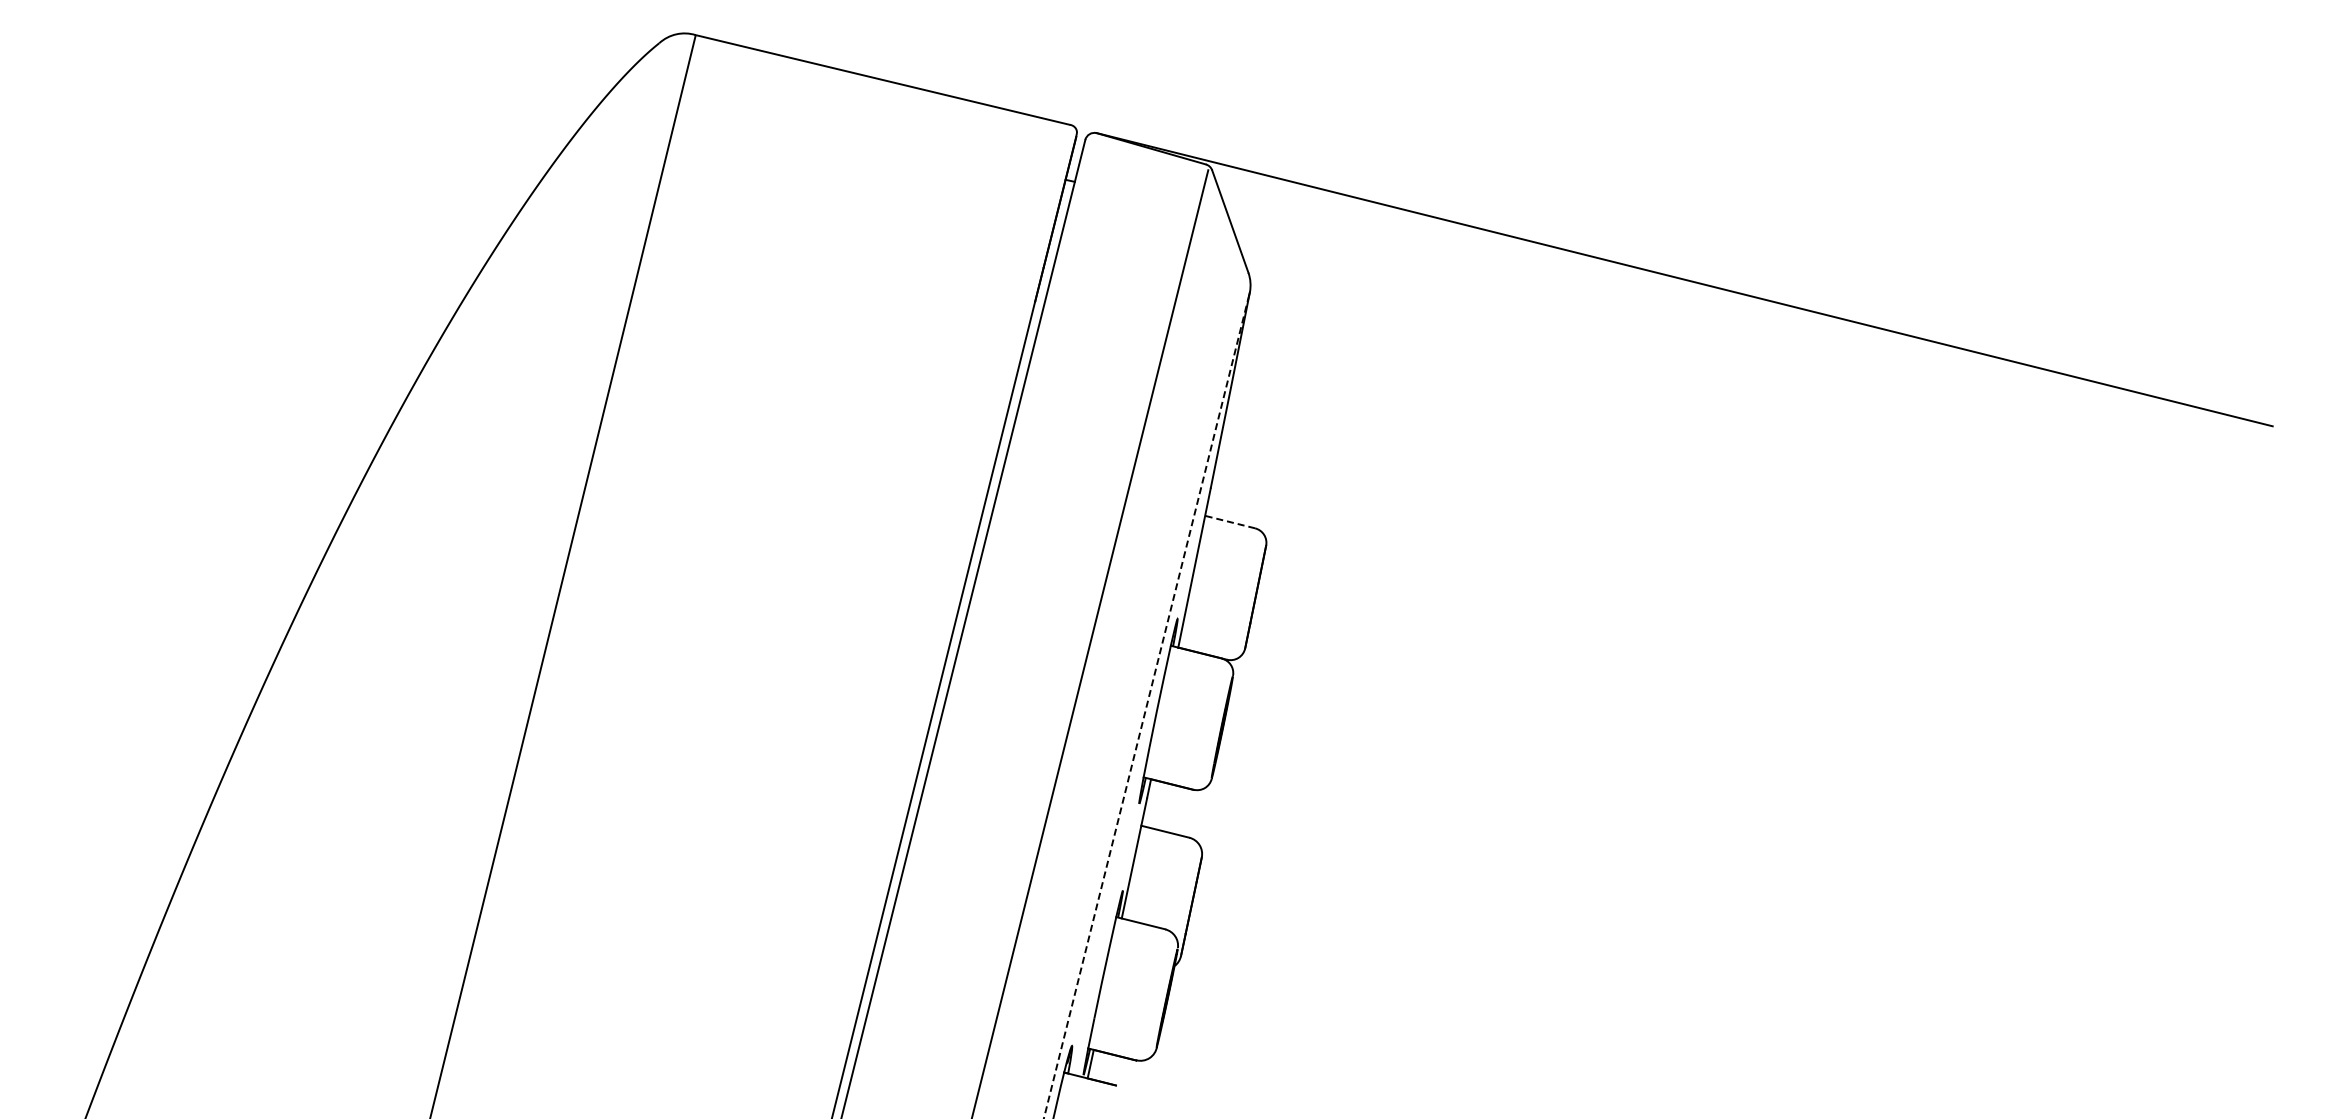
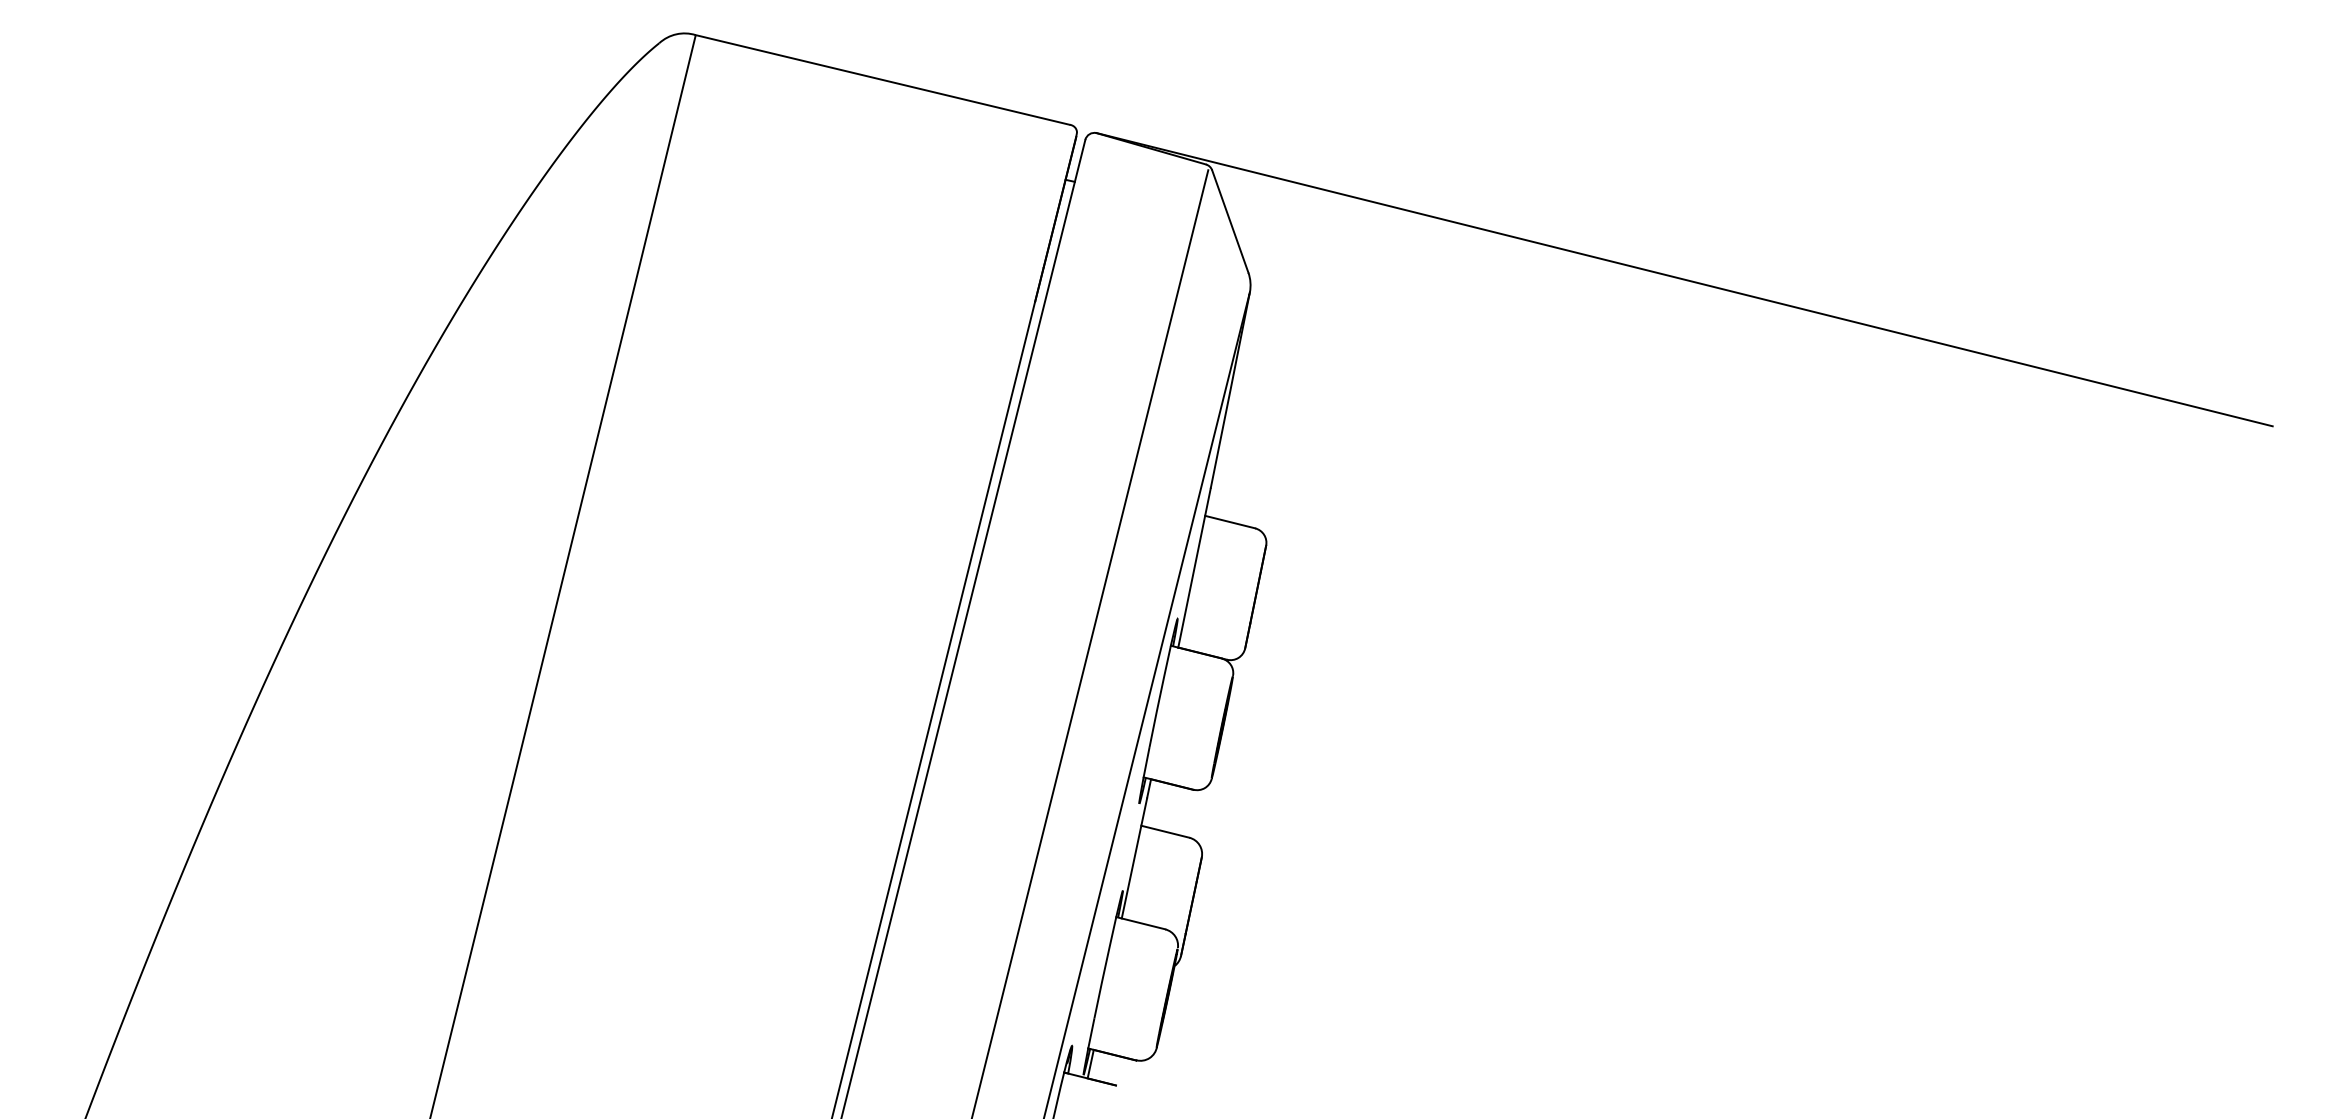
line: dashed -> solid (1230, 522)
line: dashed -> solid (1146, 707)
